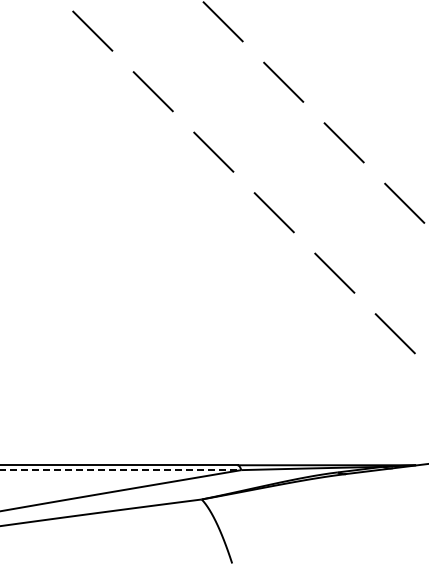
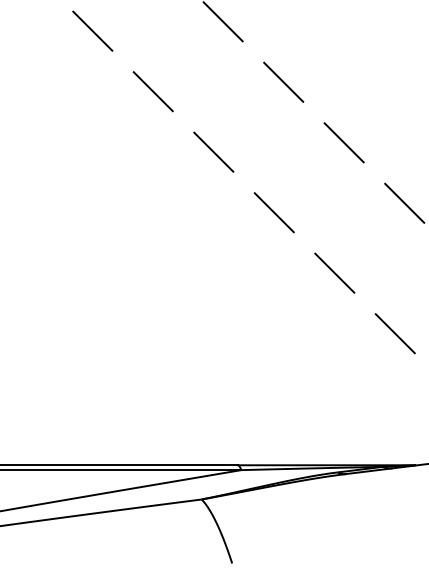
line: dashed -> solid (121, 470)
